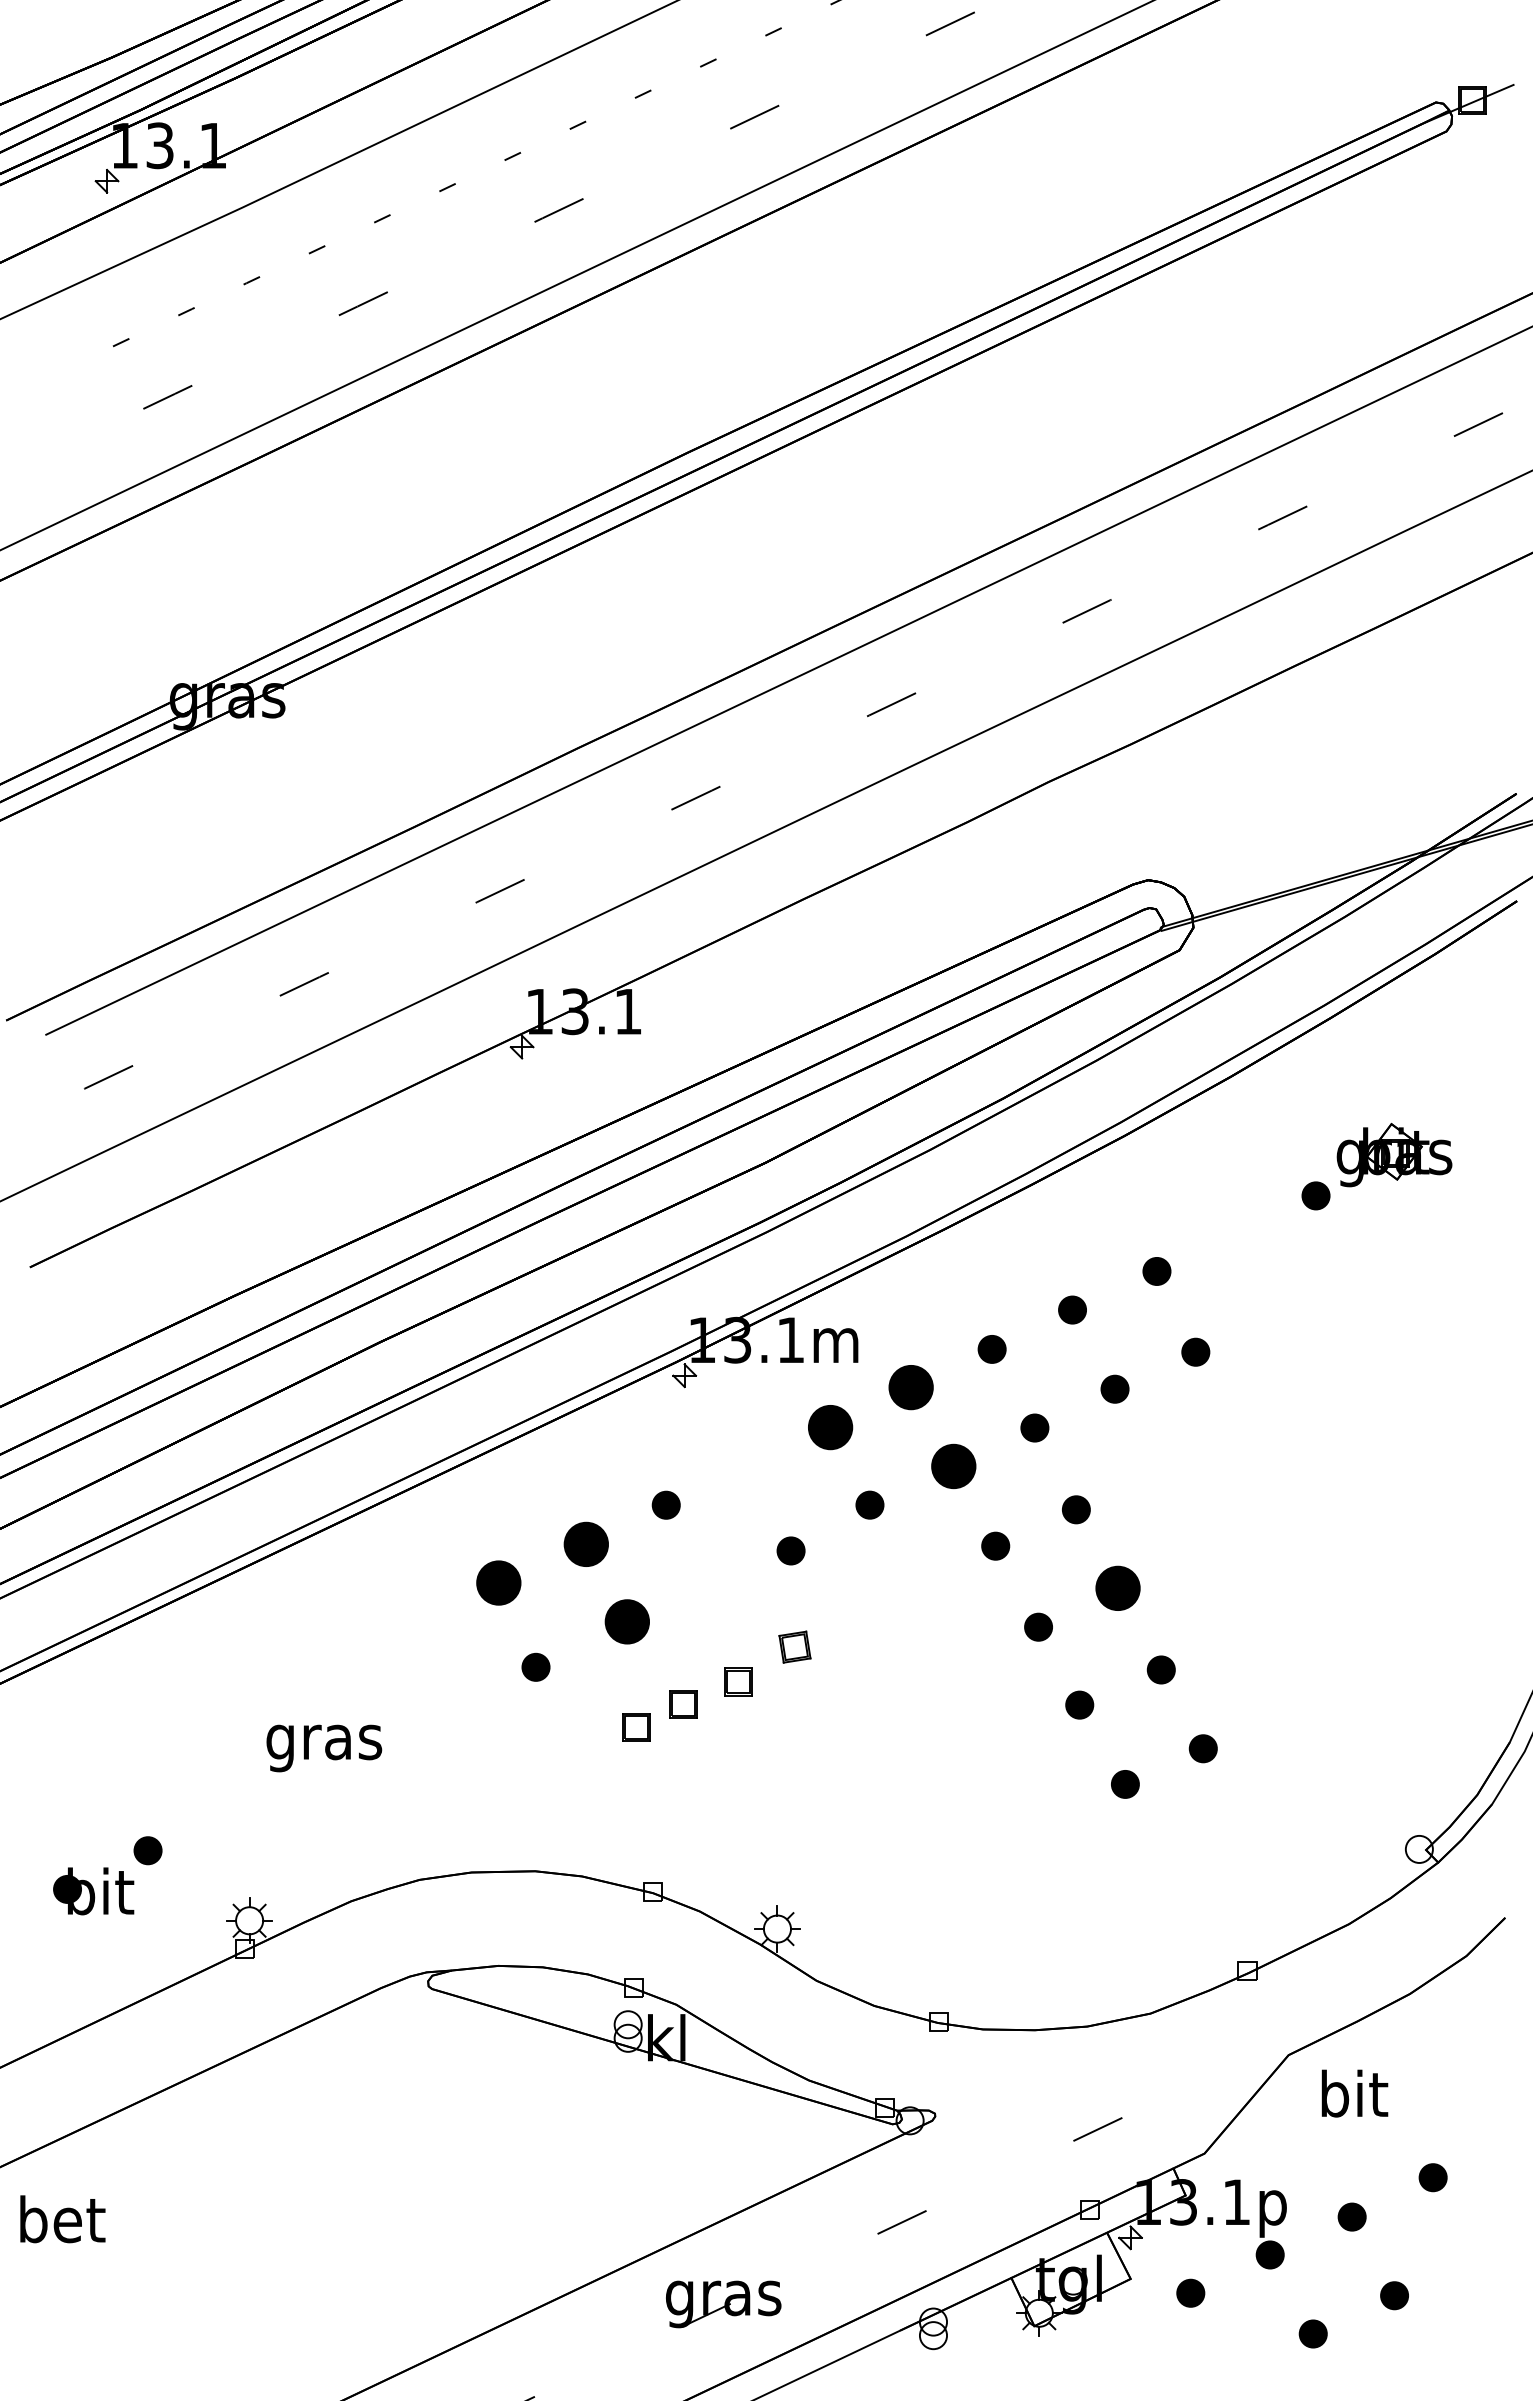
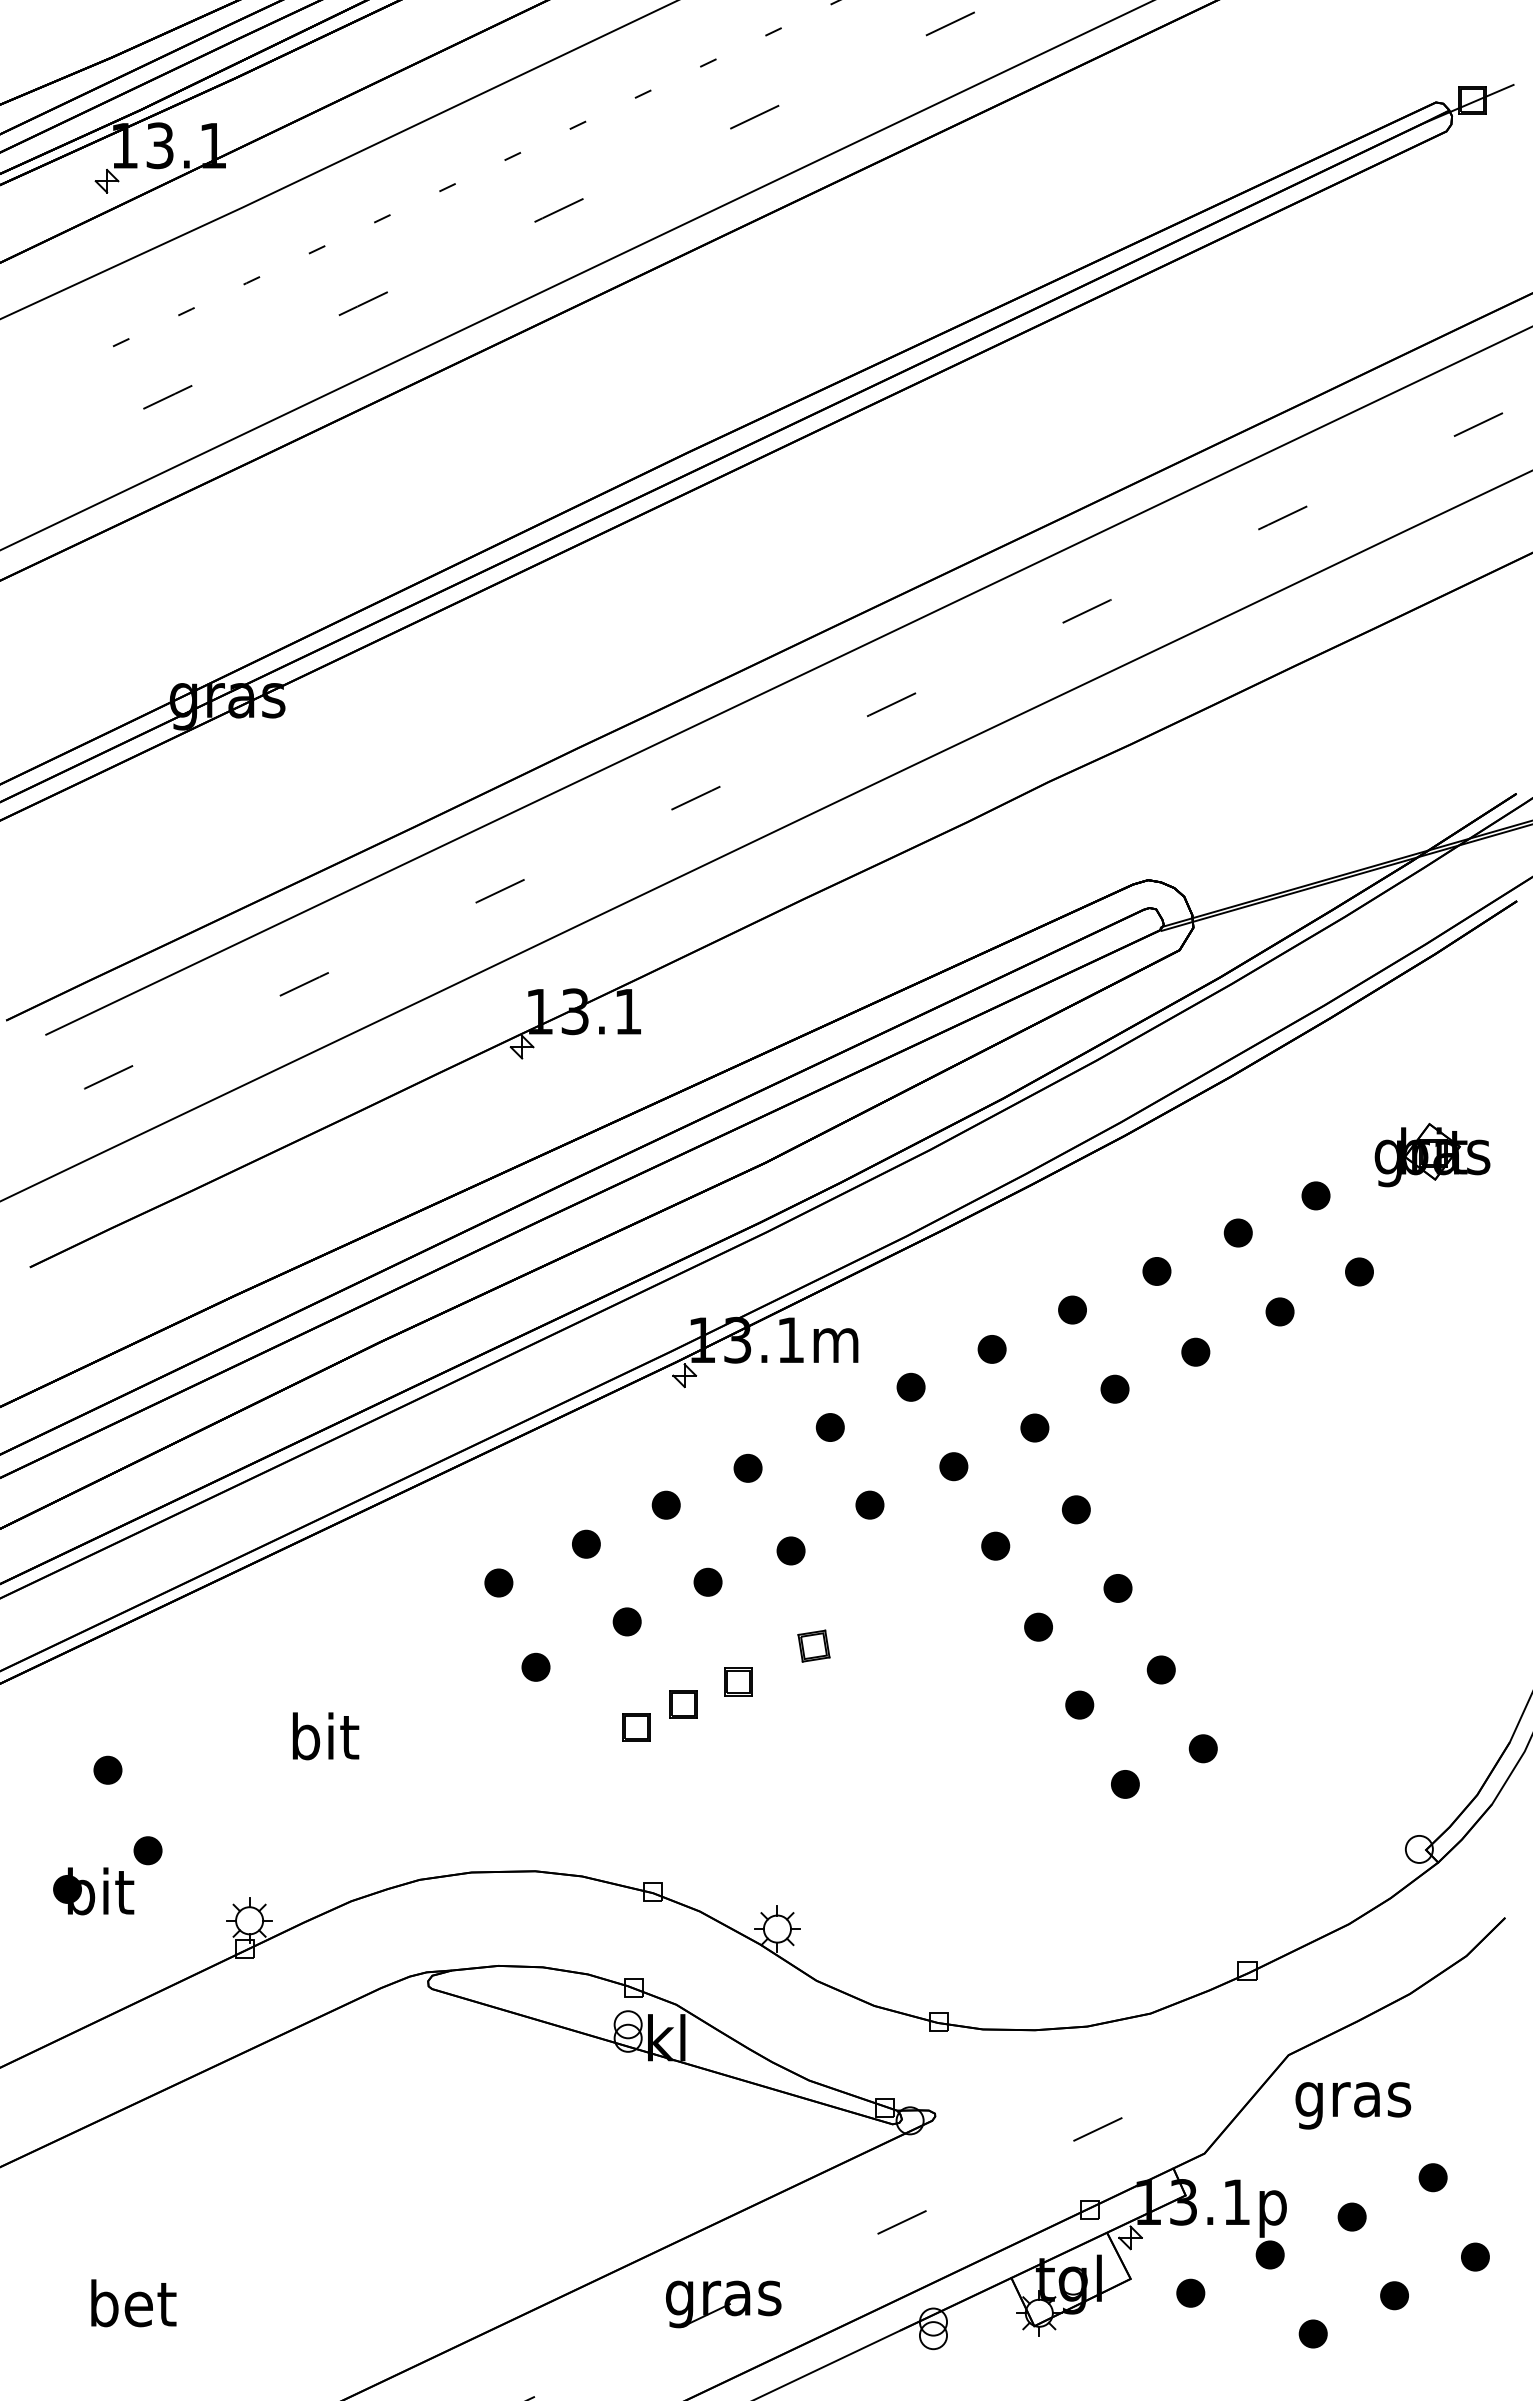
part position: (1394, 1155) -> (1432, 1155) (1432, 1155)
part: none -> present (1237, 1232)
part: none -> present (1359, 1271)
part: none -> present (1279, 1311)
part size: 46x46 px -> 30x30 px (910, 1386)
part size: 46x46 px -> 30x29 px (829, 1427)
part size: 46x46 px -> 30x30 px (953, 1466)
part: none -> present (747, 1468)
part size: 46x46 px -> 29x30 px (586, 1543)
part: none -> present (707, 1581)
part size: 46x46 px -> 30x30 px (498, 1582)
part size: 46x46 px -> 30x29 px (1117, 1588)
part size: 46x46 px -> 30x30 px (626, 1621)
part position: (794, 1646) -> (813, 1645) (813, 1645)
text: gras -> bit (324, 1742)
part: none -> present (107, 1769)
text: bit -> gras (1353, 2099)
text position: (62, 2219) -> (133, 2303) (133, 2303)
part: none -> present (1475, 2256)
